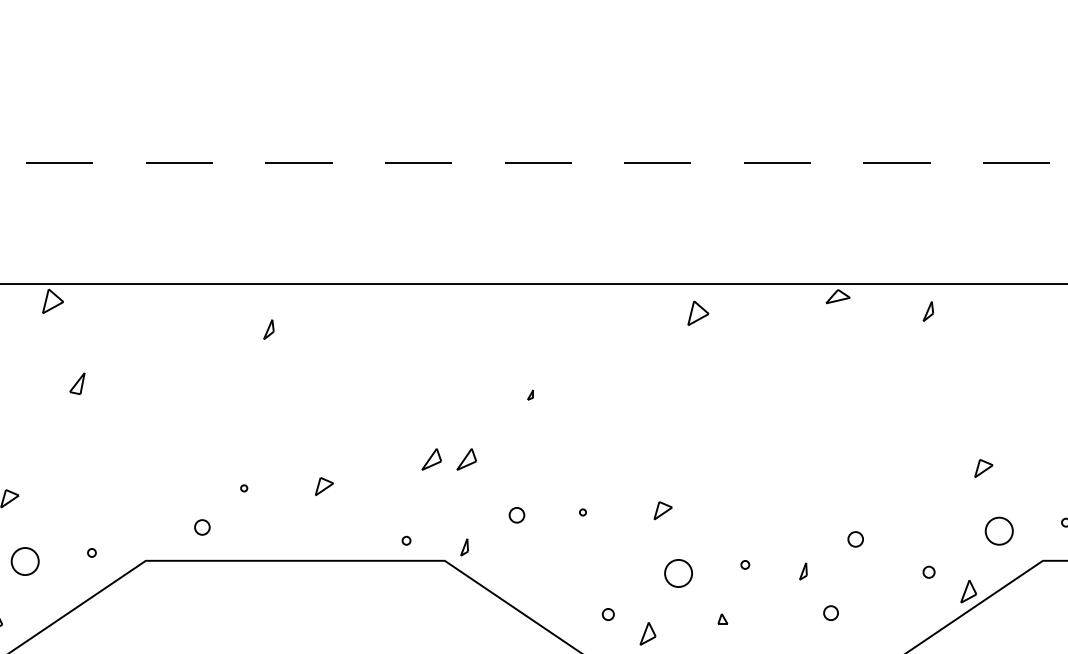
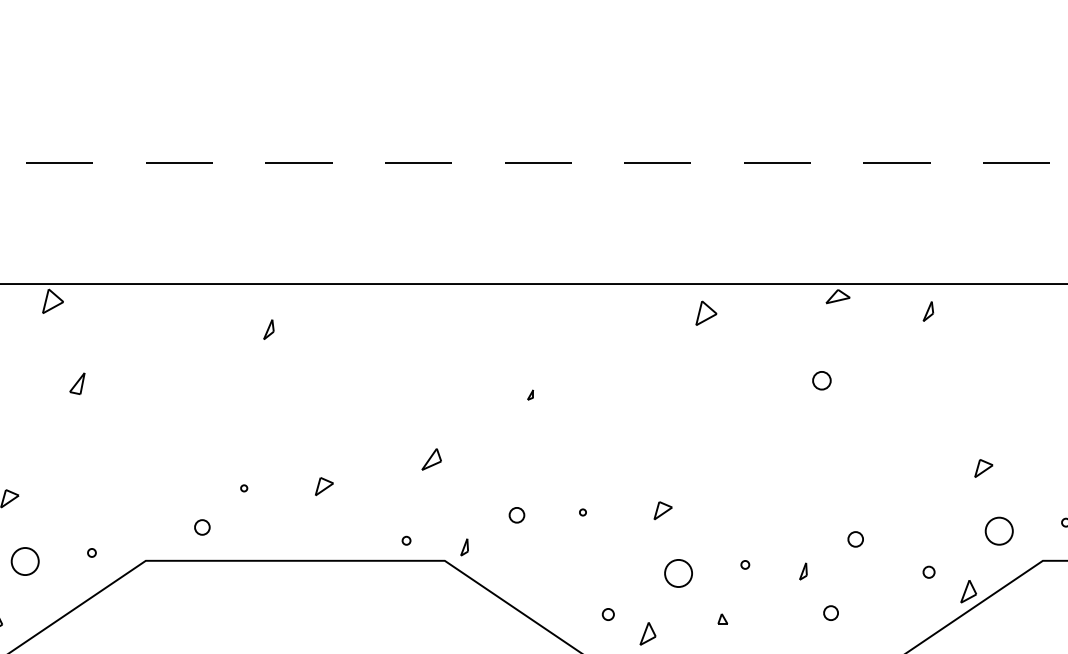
part position: (698, 312) -> (706, 312) (706, 312)
part: none -> present (821, 380)
part: present -> none (466, 459)
